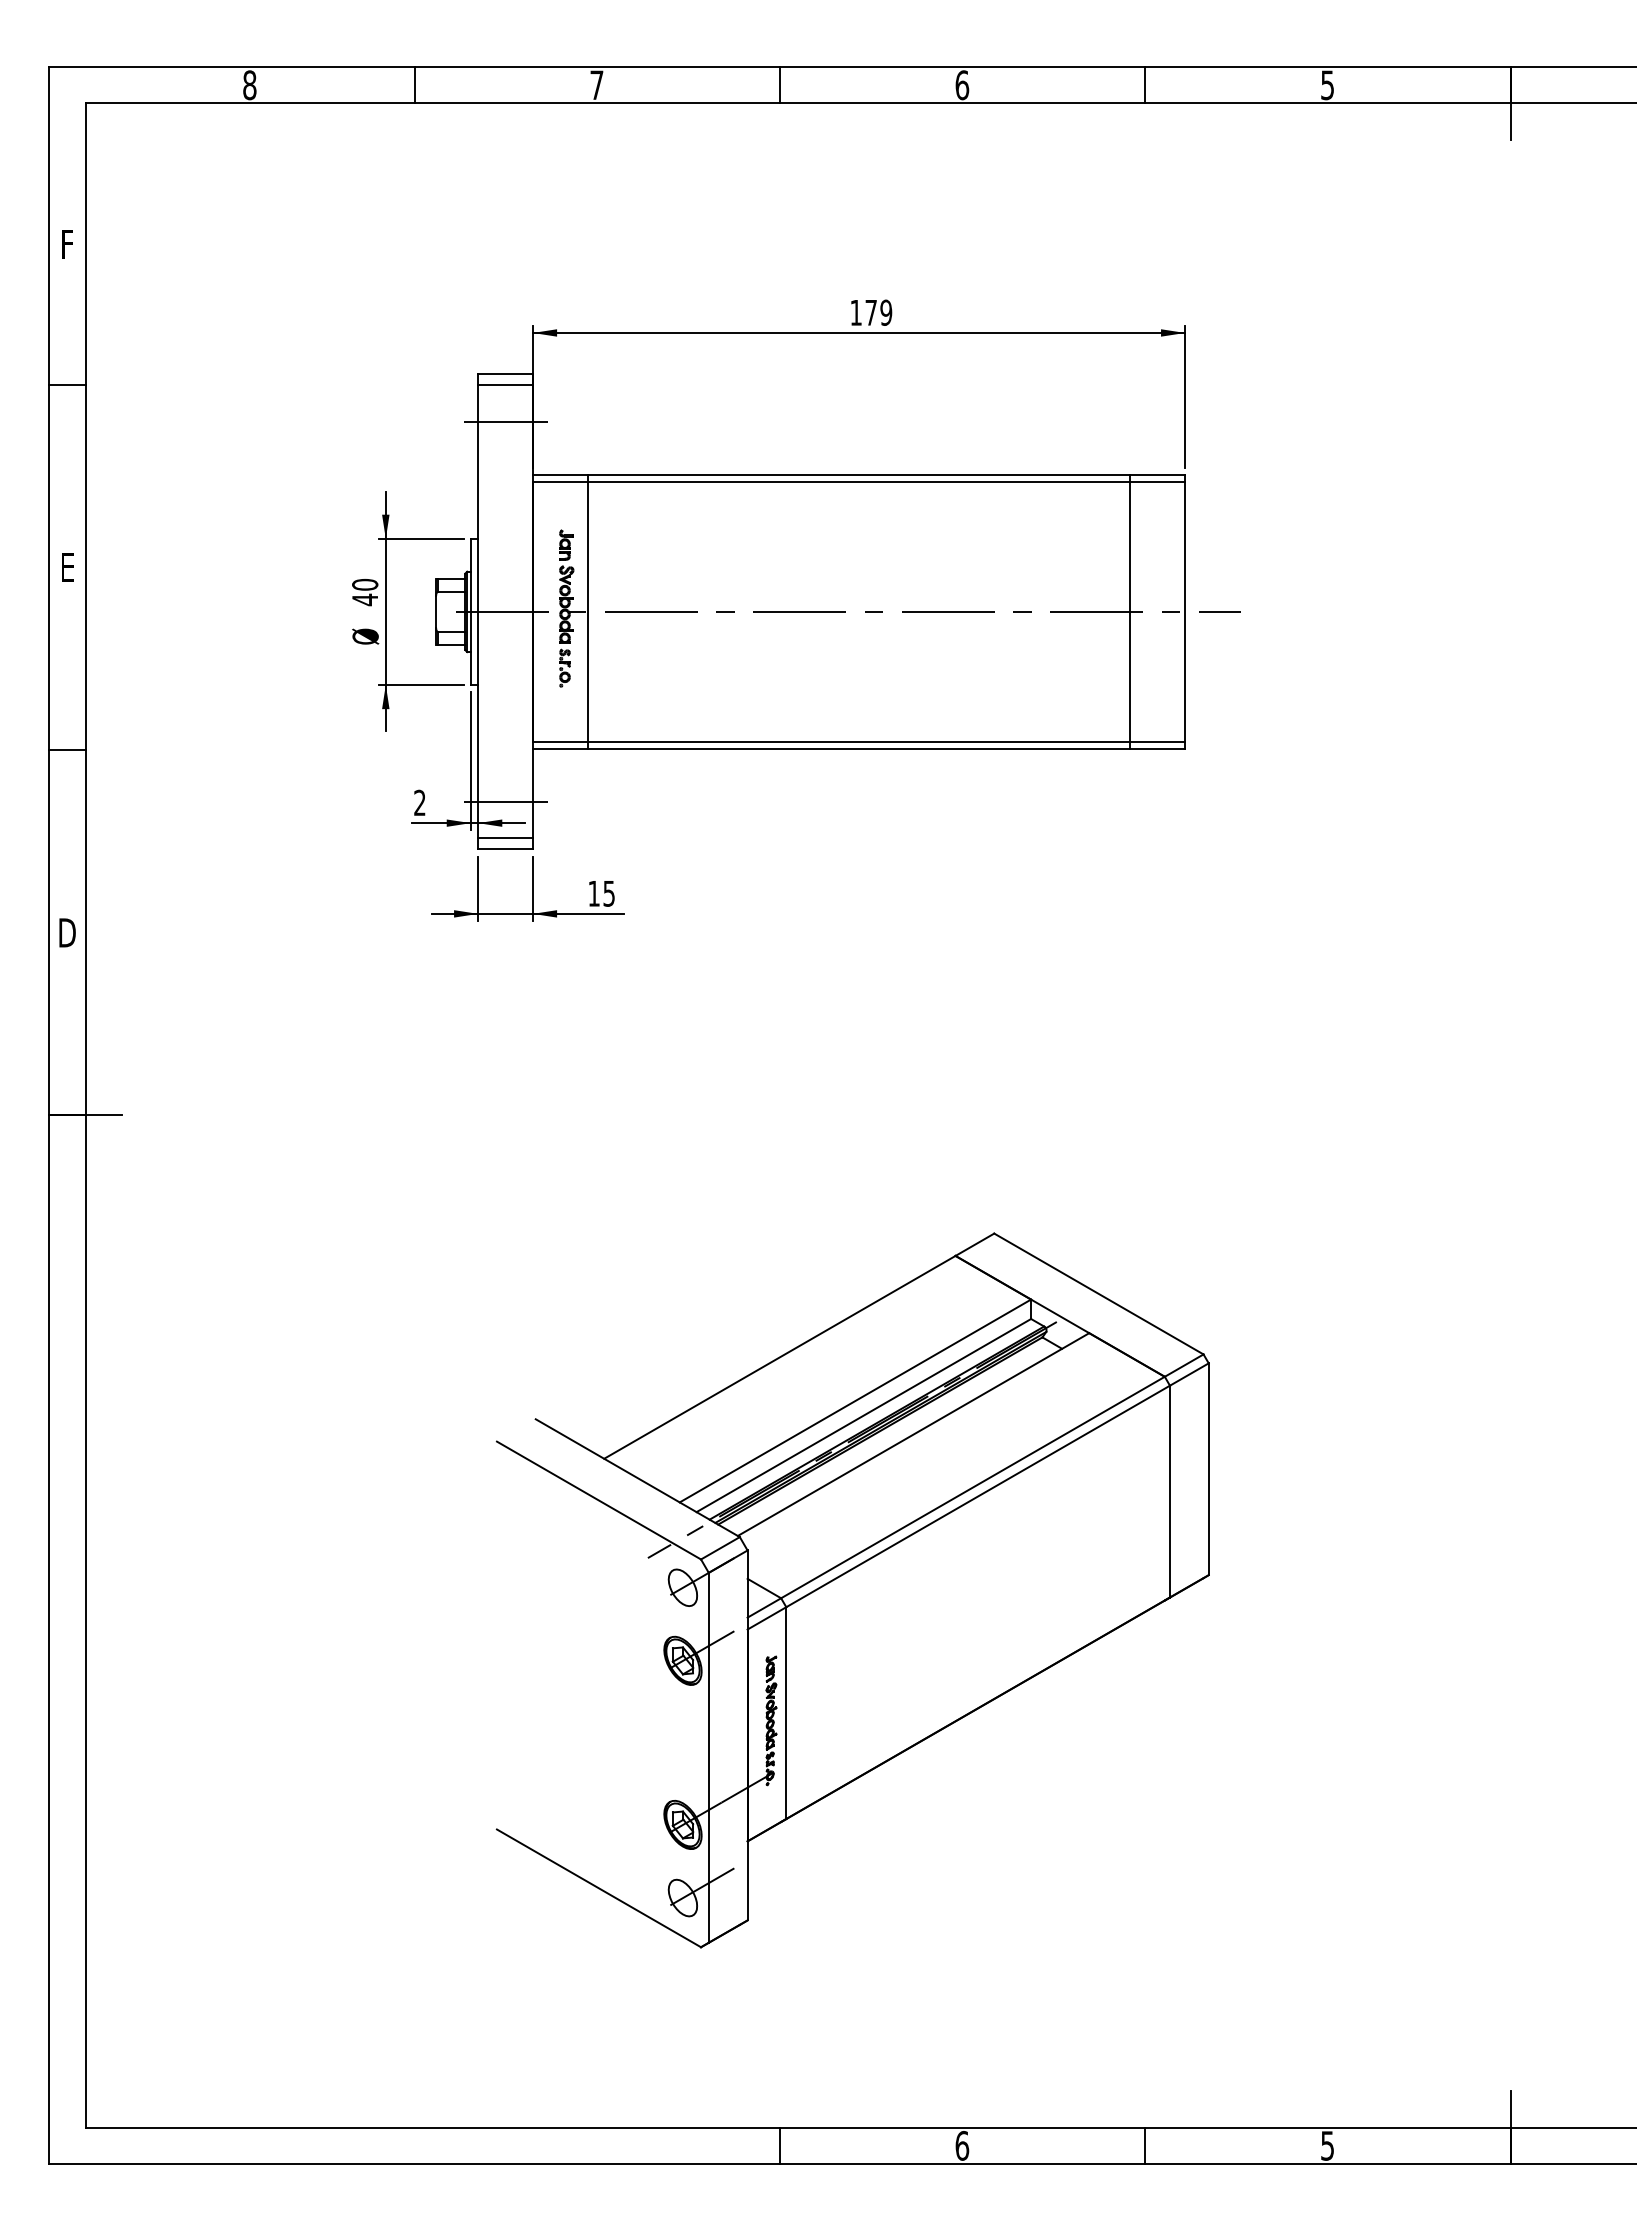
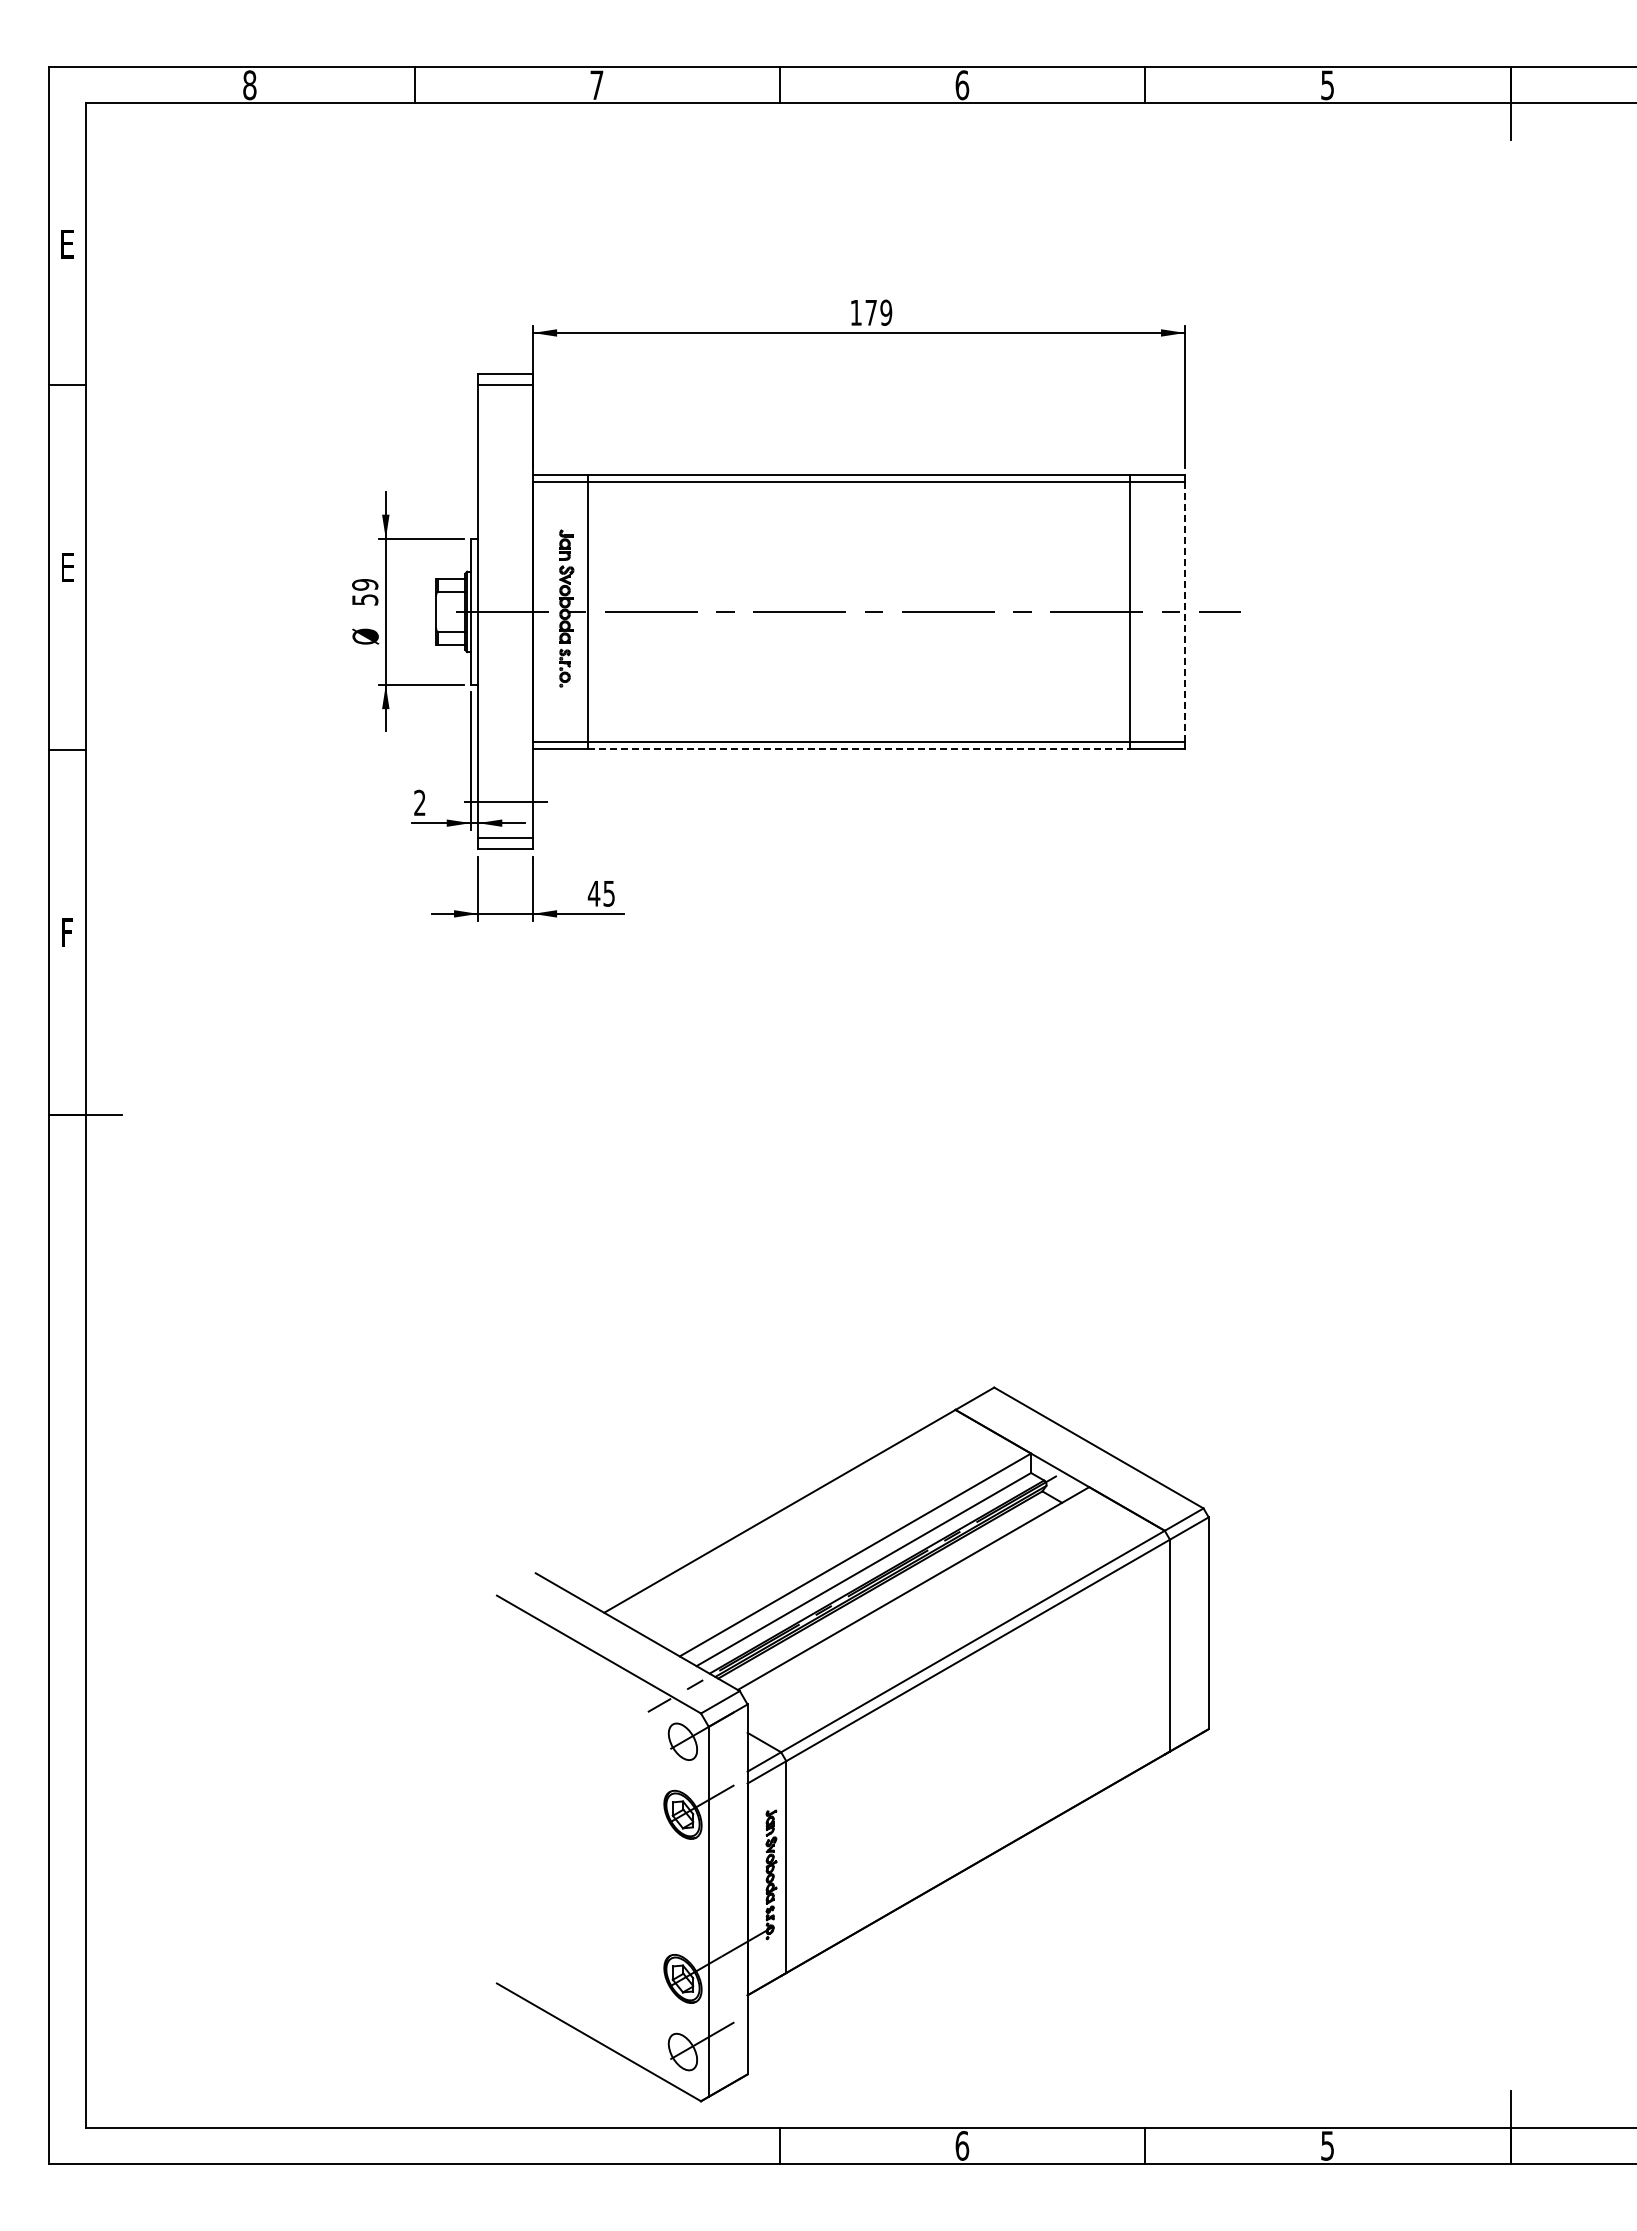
text: F -> E (67, 244)
line: present -> none (505, 421)
text: 40 -> 59 (365, 592)
line: solid -> dashed (1185, 611)
line: solid -> dashed (859, 748)
text: 15 -> 45 (593, 893)
text: D -> F (67, 932)
part position: (852, 1590) -> (852, 1744) (852, 1744)
